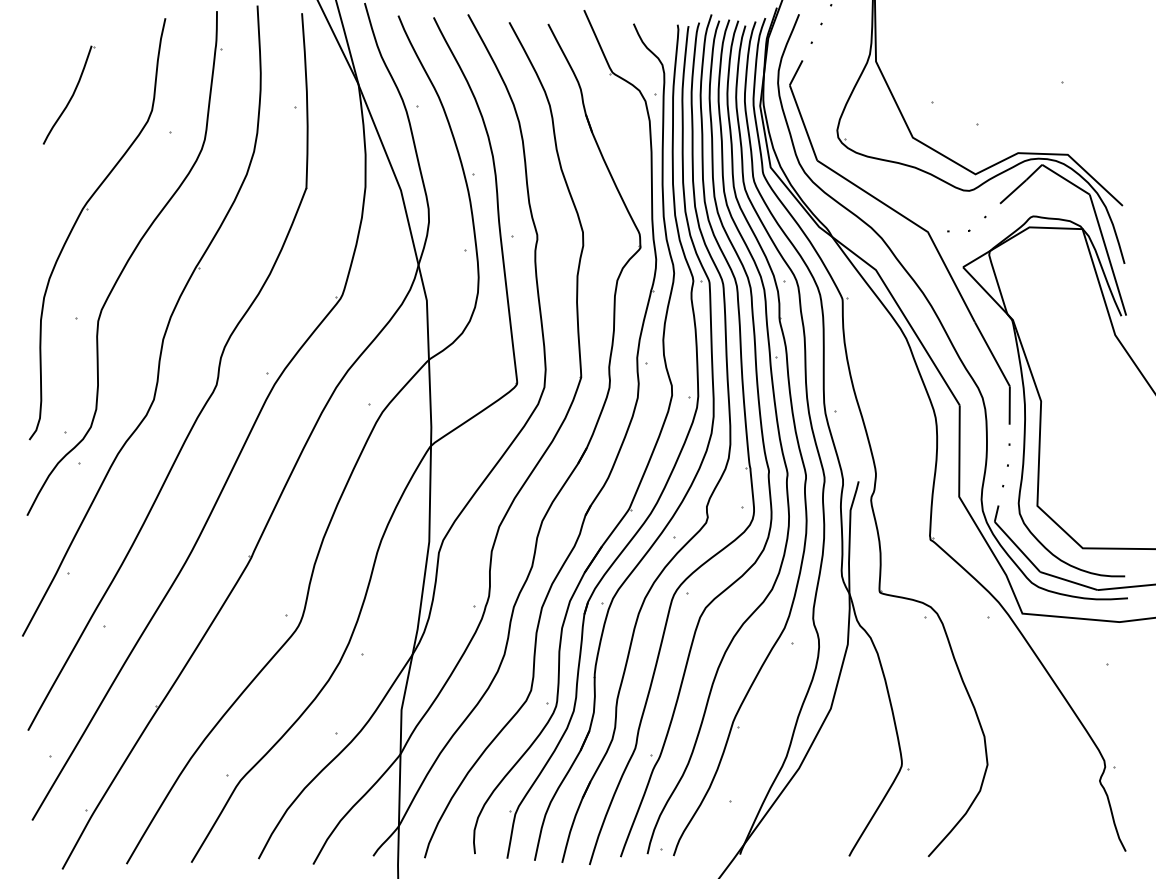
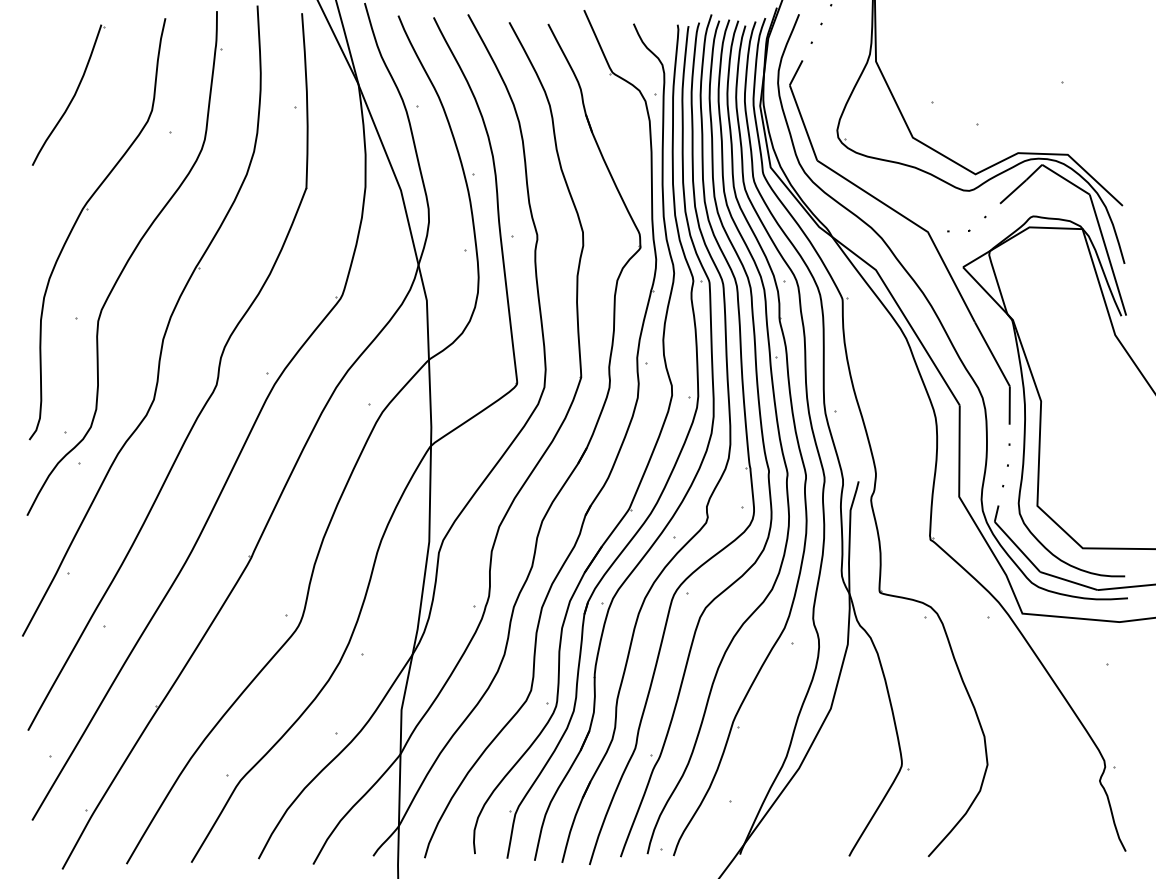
part size: 54x100 px -> 74x142 px (68, 94)
